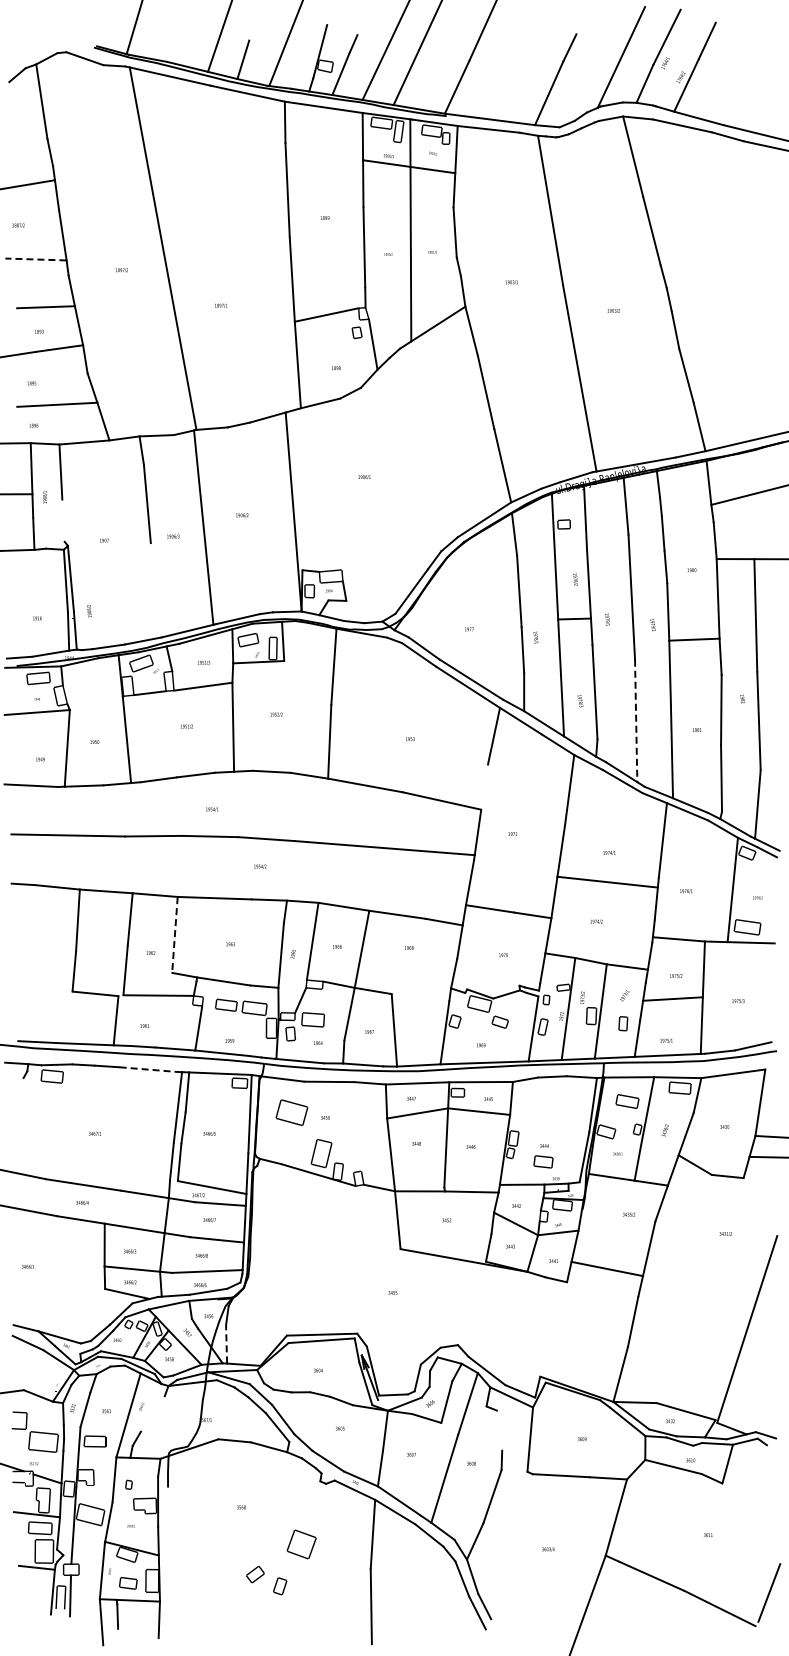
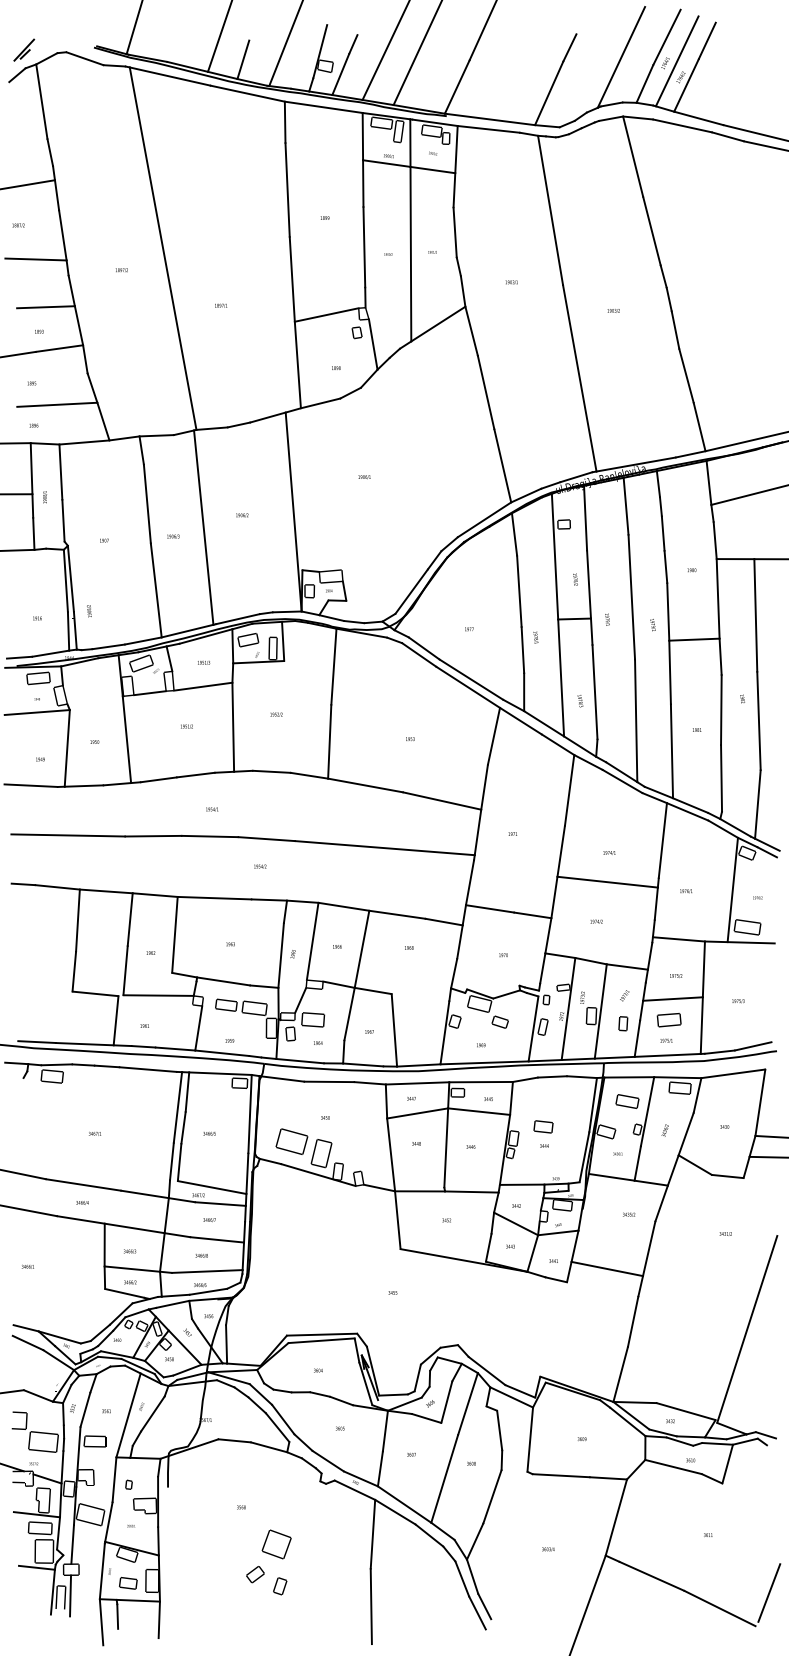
part: none -> present (24, 49)
line: none -> present (677, 61)
line: dashed -> solid (35, 259)
line: none -> present (63, 520)
line: none -> present (155, 590)
line: dashed -> solid (636, 721)
line: none -> present (484, 786)
line: dashed -> solid (174, 934)
part: none -> present (668, 1019)
line: dashed -> solid (148, 1069)
part position: (291, 1112) -> (291, 1141) (291, 1141)
part position: (543, 1161) -> (543, 1126) (543, 1126)
line: dashed -> solid (226, 1343)
line: none -> present (152, 1413)
line: none -> present (499, 1430)
part position: (301, 1544) -> (276, 1544) (276, 1544)
